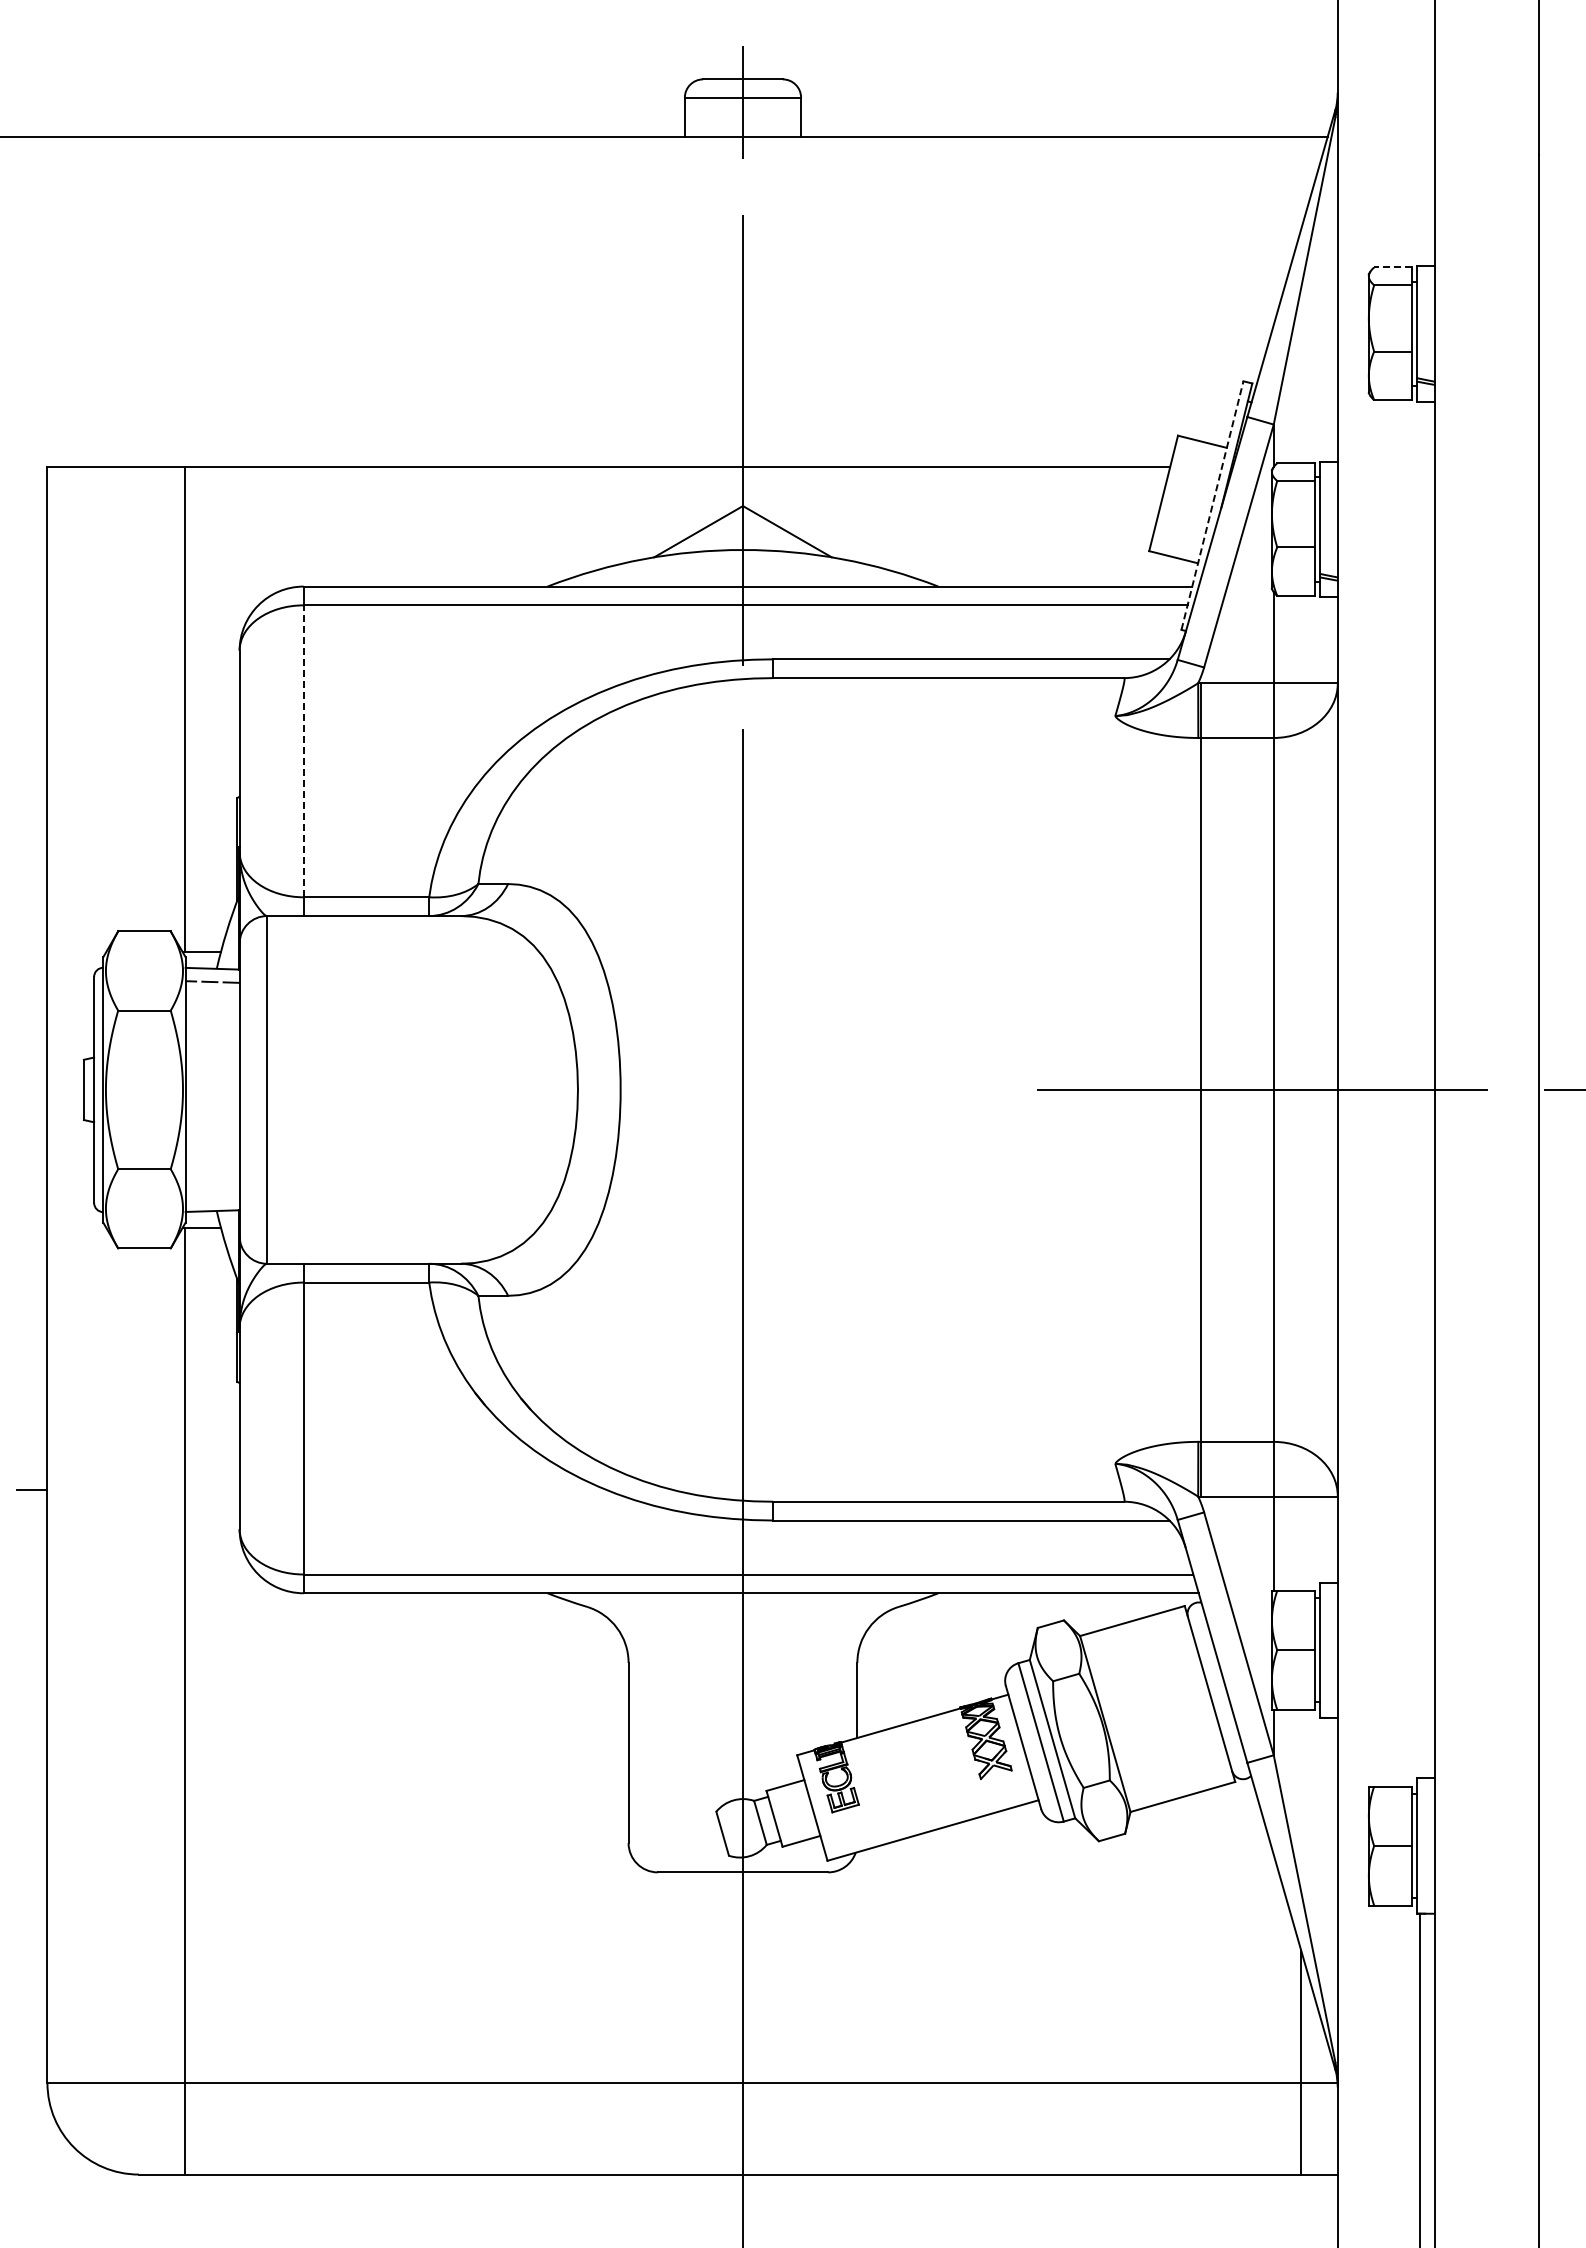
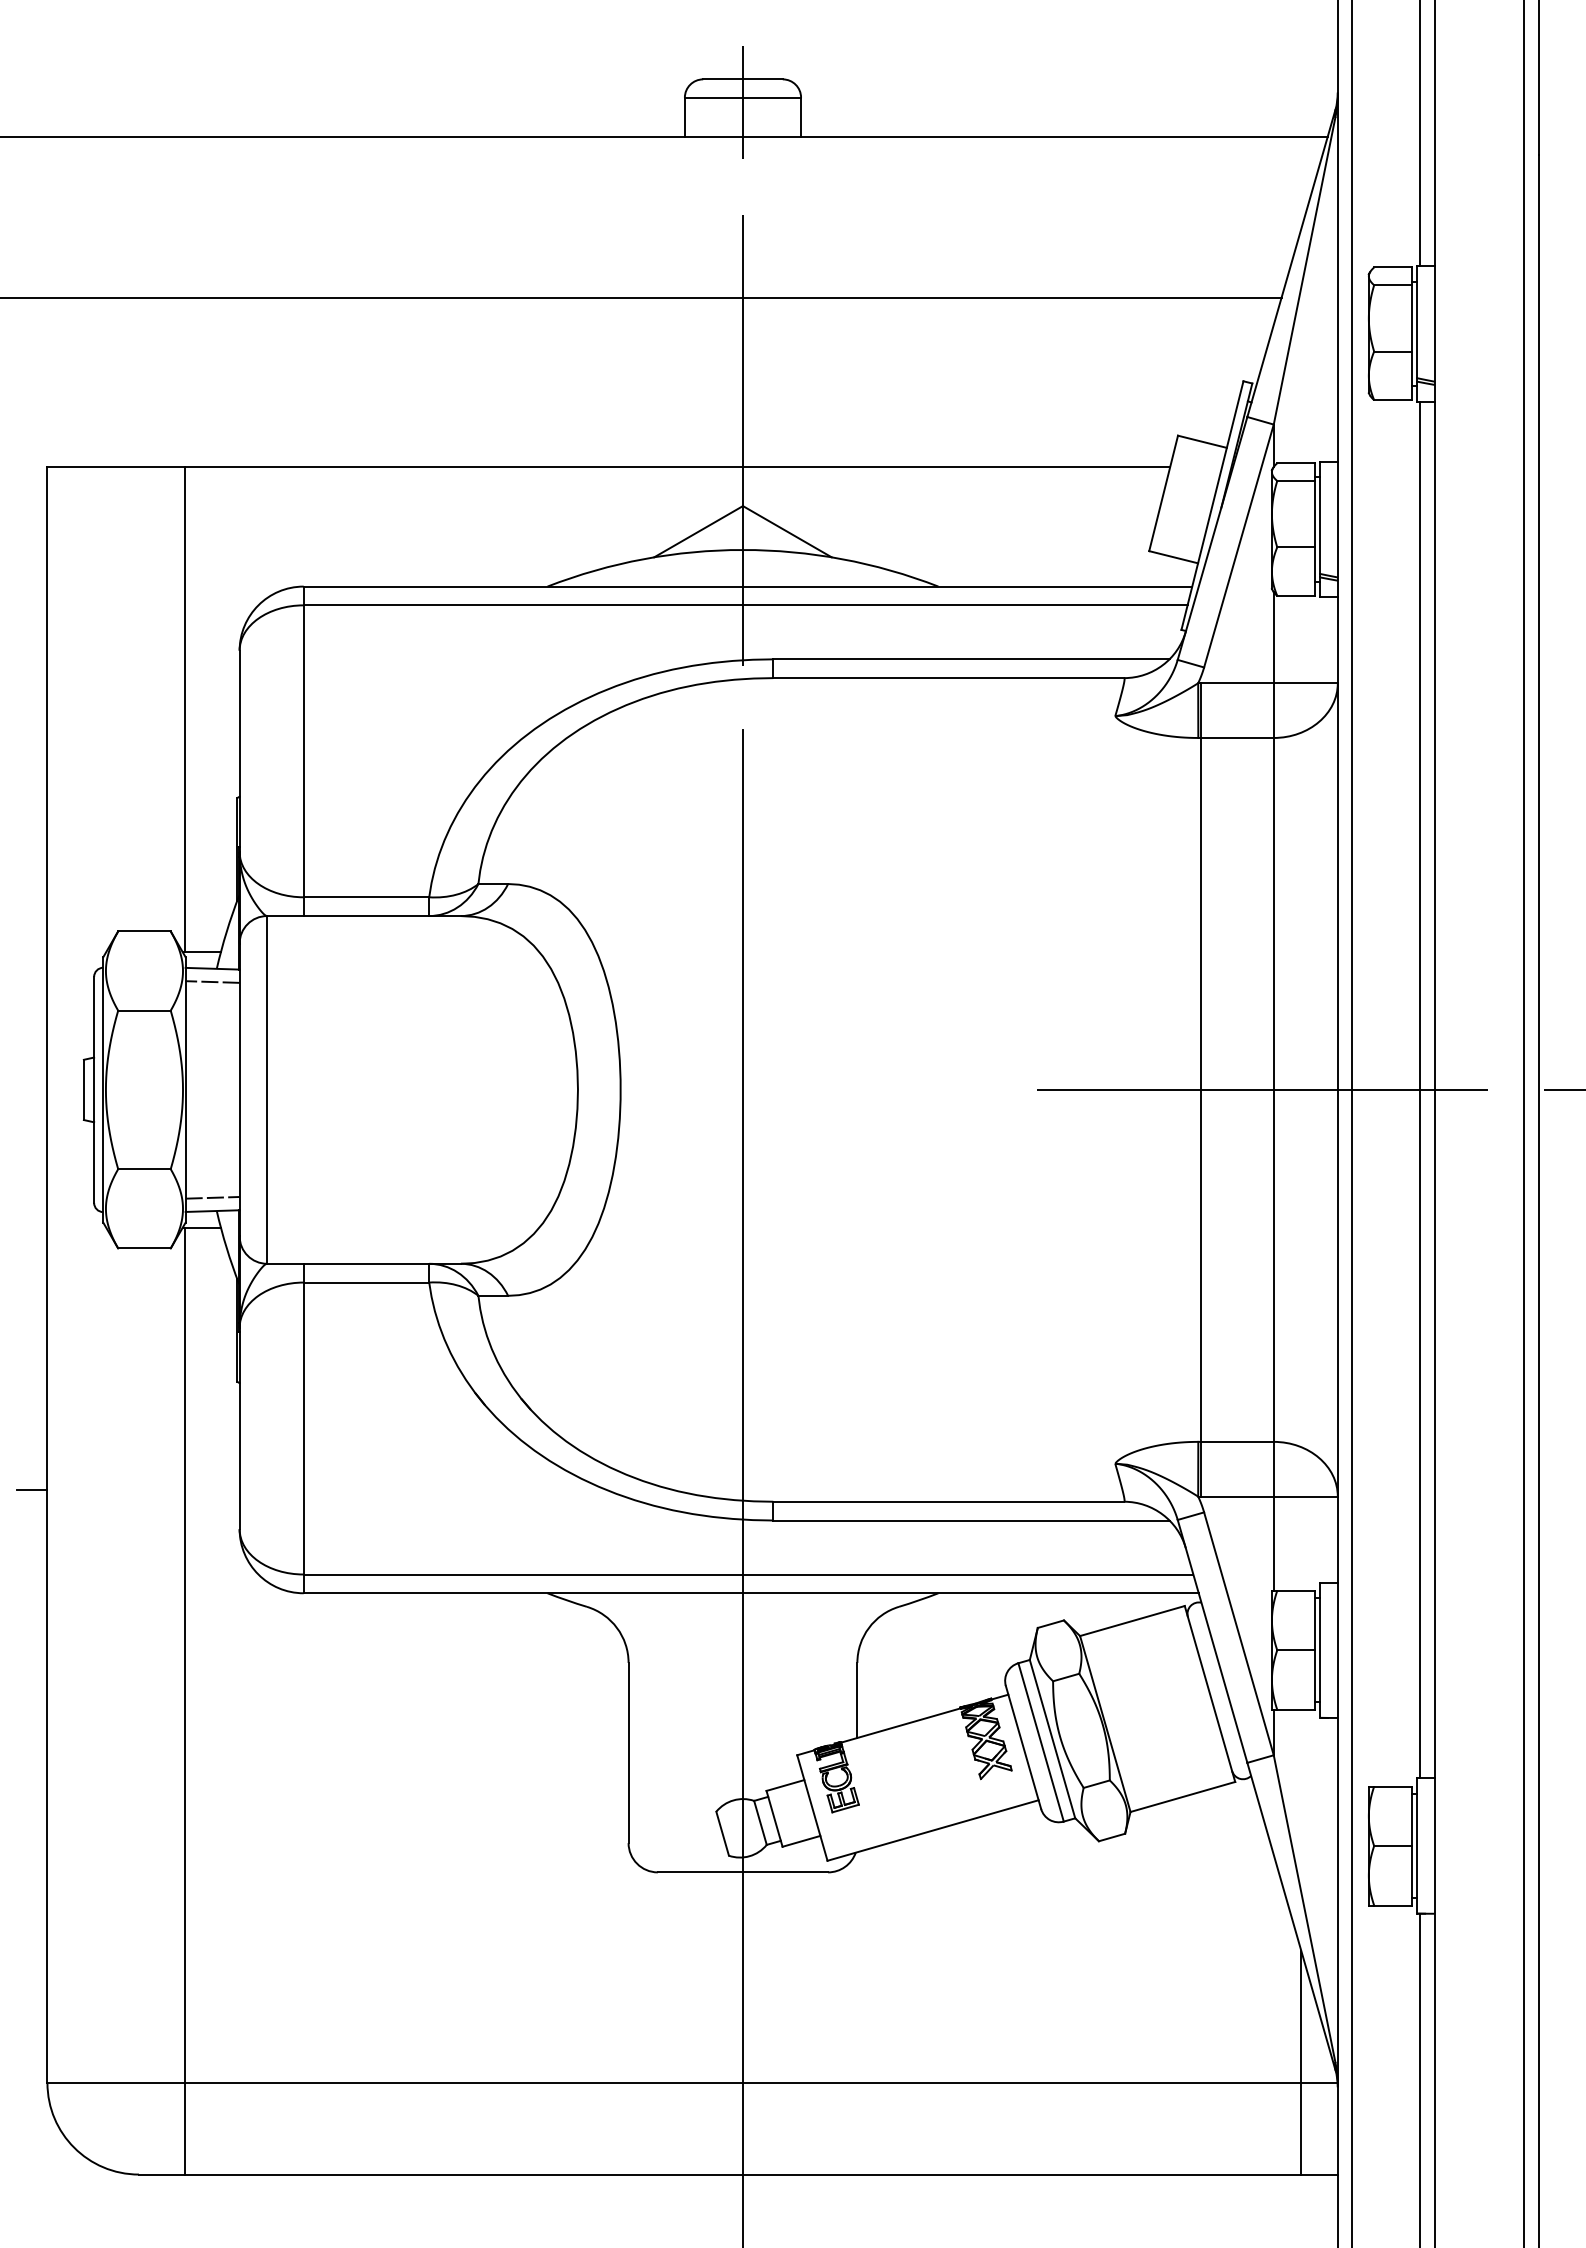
line: none -> present (1420, 134)
line: dashed -> solid (1393, 267)
line: none -> present (641, 297)
line: dashed -> solid (1212, 505)
line: dashed -> solid (303, 751)
line: none -> present (1420, 1089)
line: none -> present (1351, 1123)
line: none -> present (1523, 1123)
line: none -> present (212, 1197)
